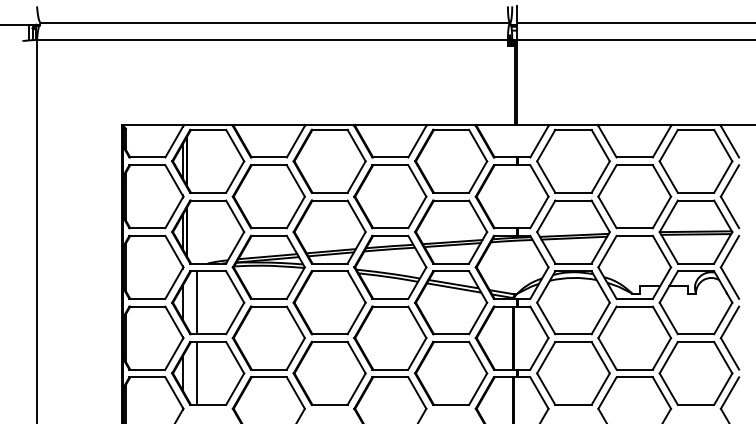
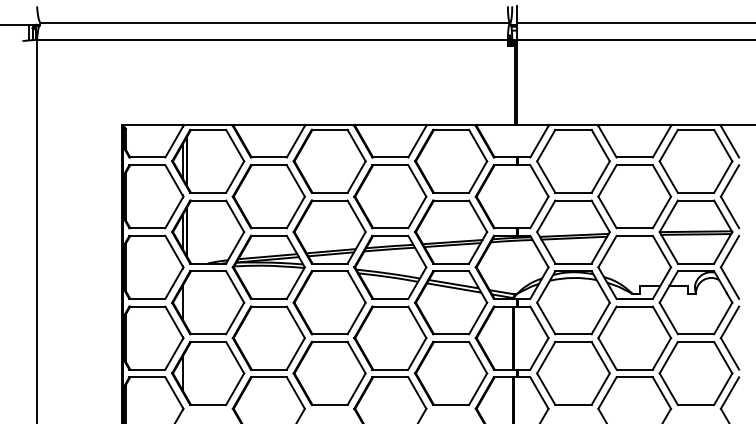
line: present -> none (196, 302)
line: present -> none (196, 372)
